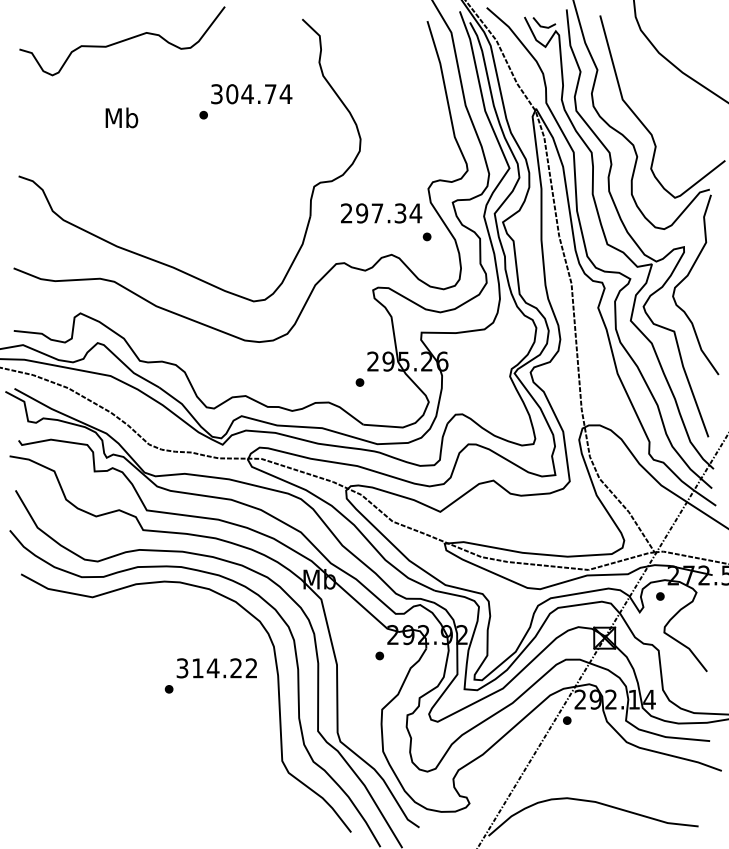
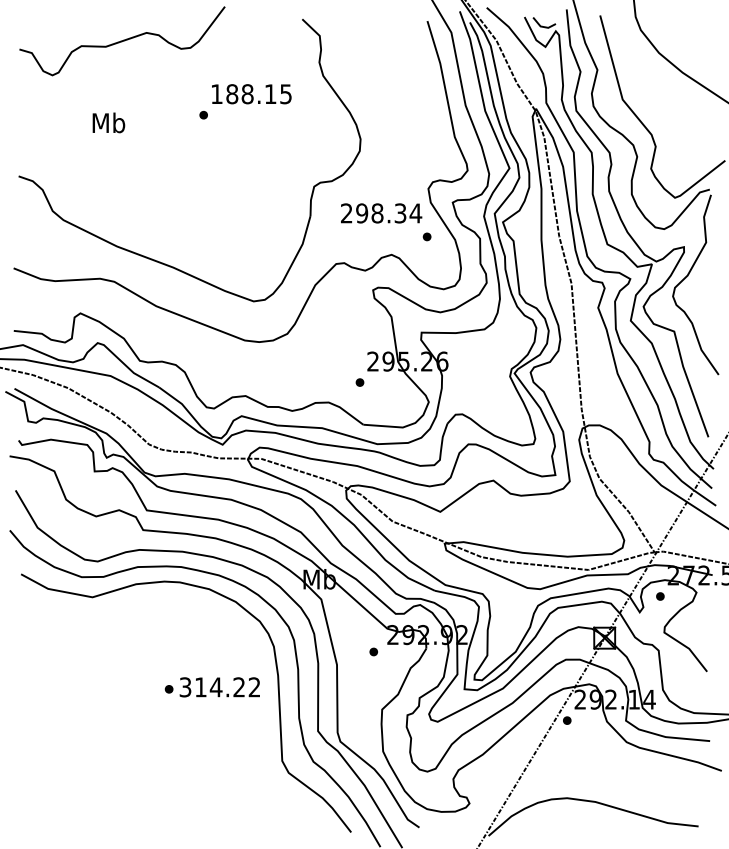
text: 304.74 -> 188.15 (251, 94)
text position: (121, 117) -> (108, 122) (108, 122)
text: 297.34 -> 298.34 (377, 213)
part position: (379, 655) -> (373, 651) (373, 651)
text position: (216, 668) -> (219, 687) (219, 687)
